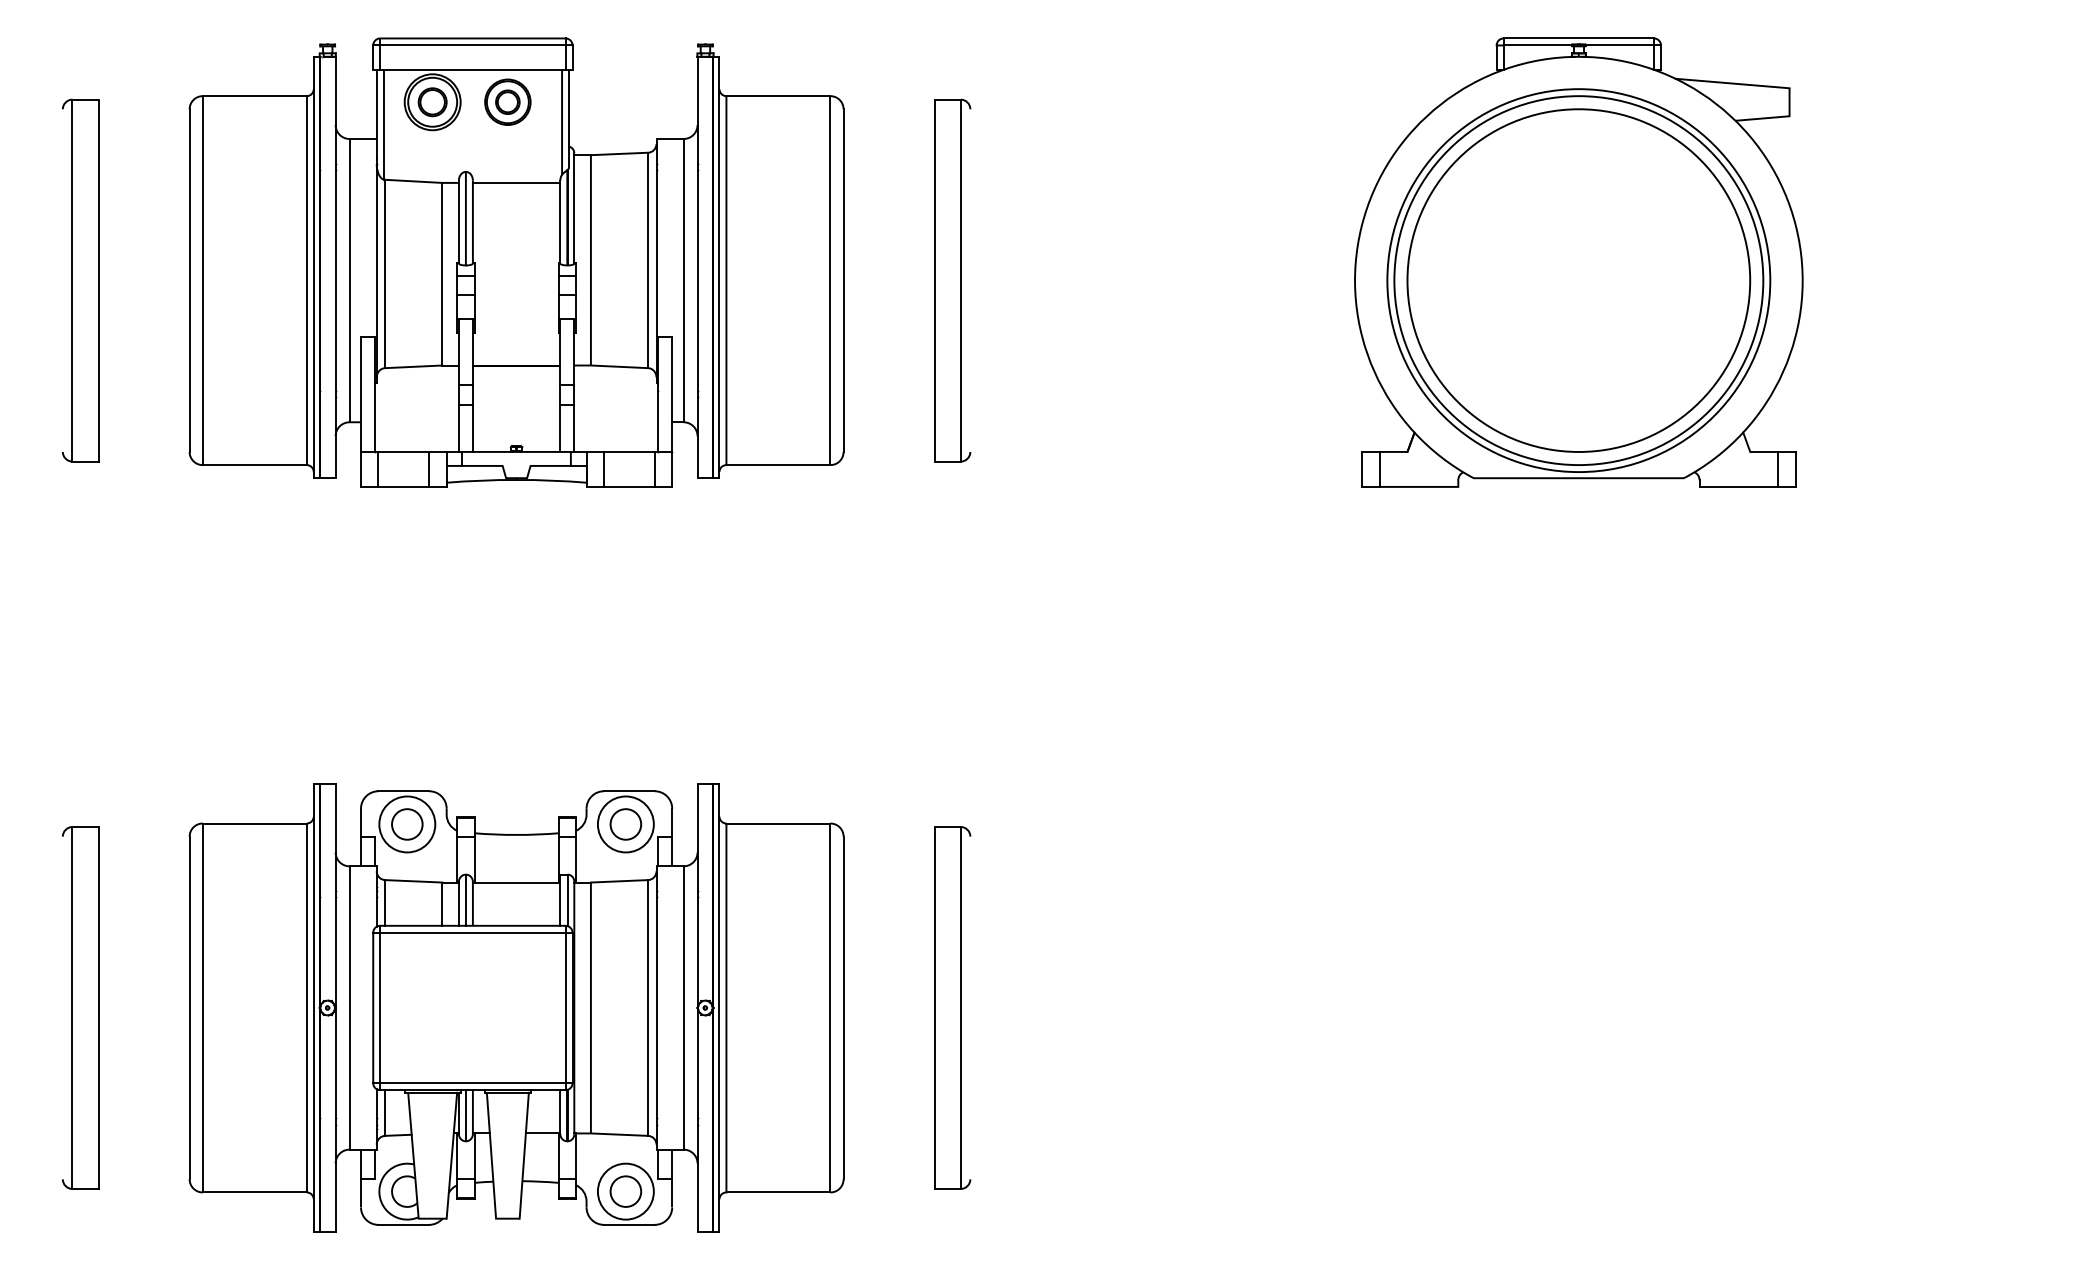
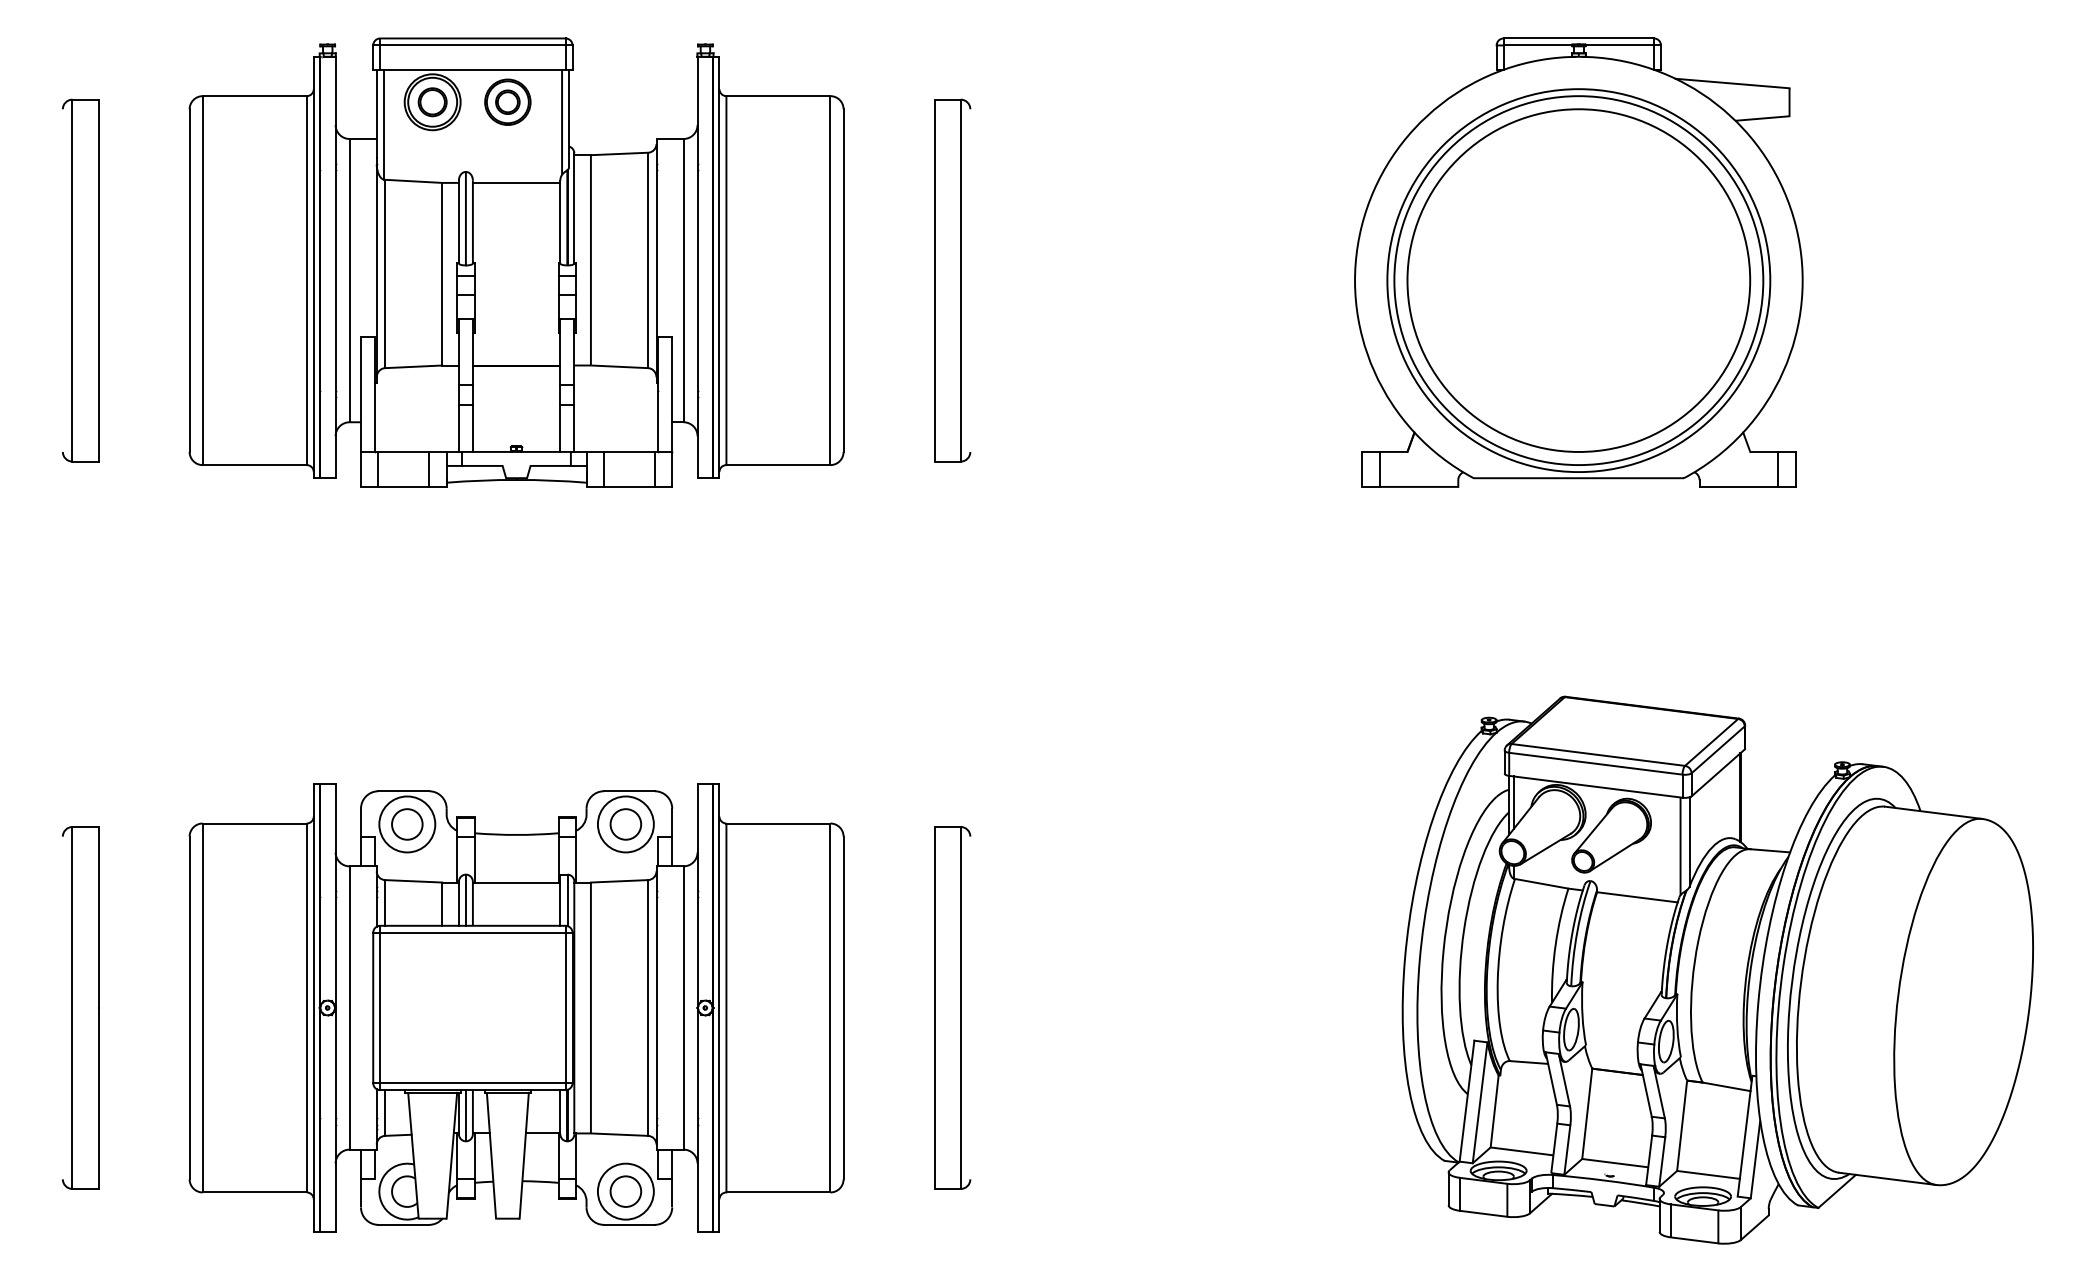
part: none -> present (1717, 969)
